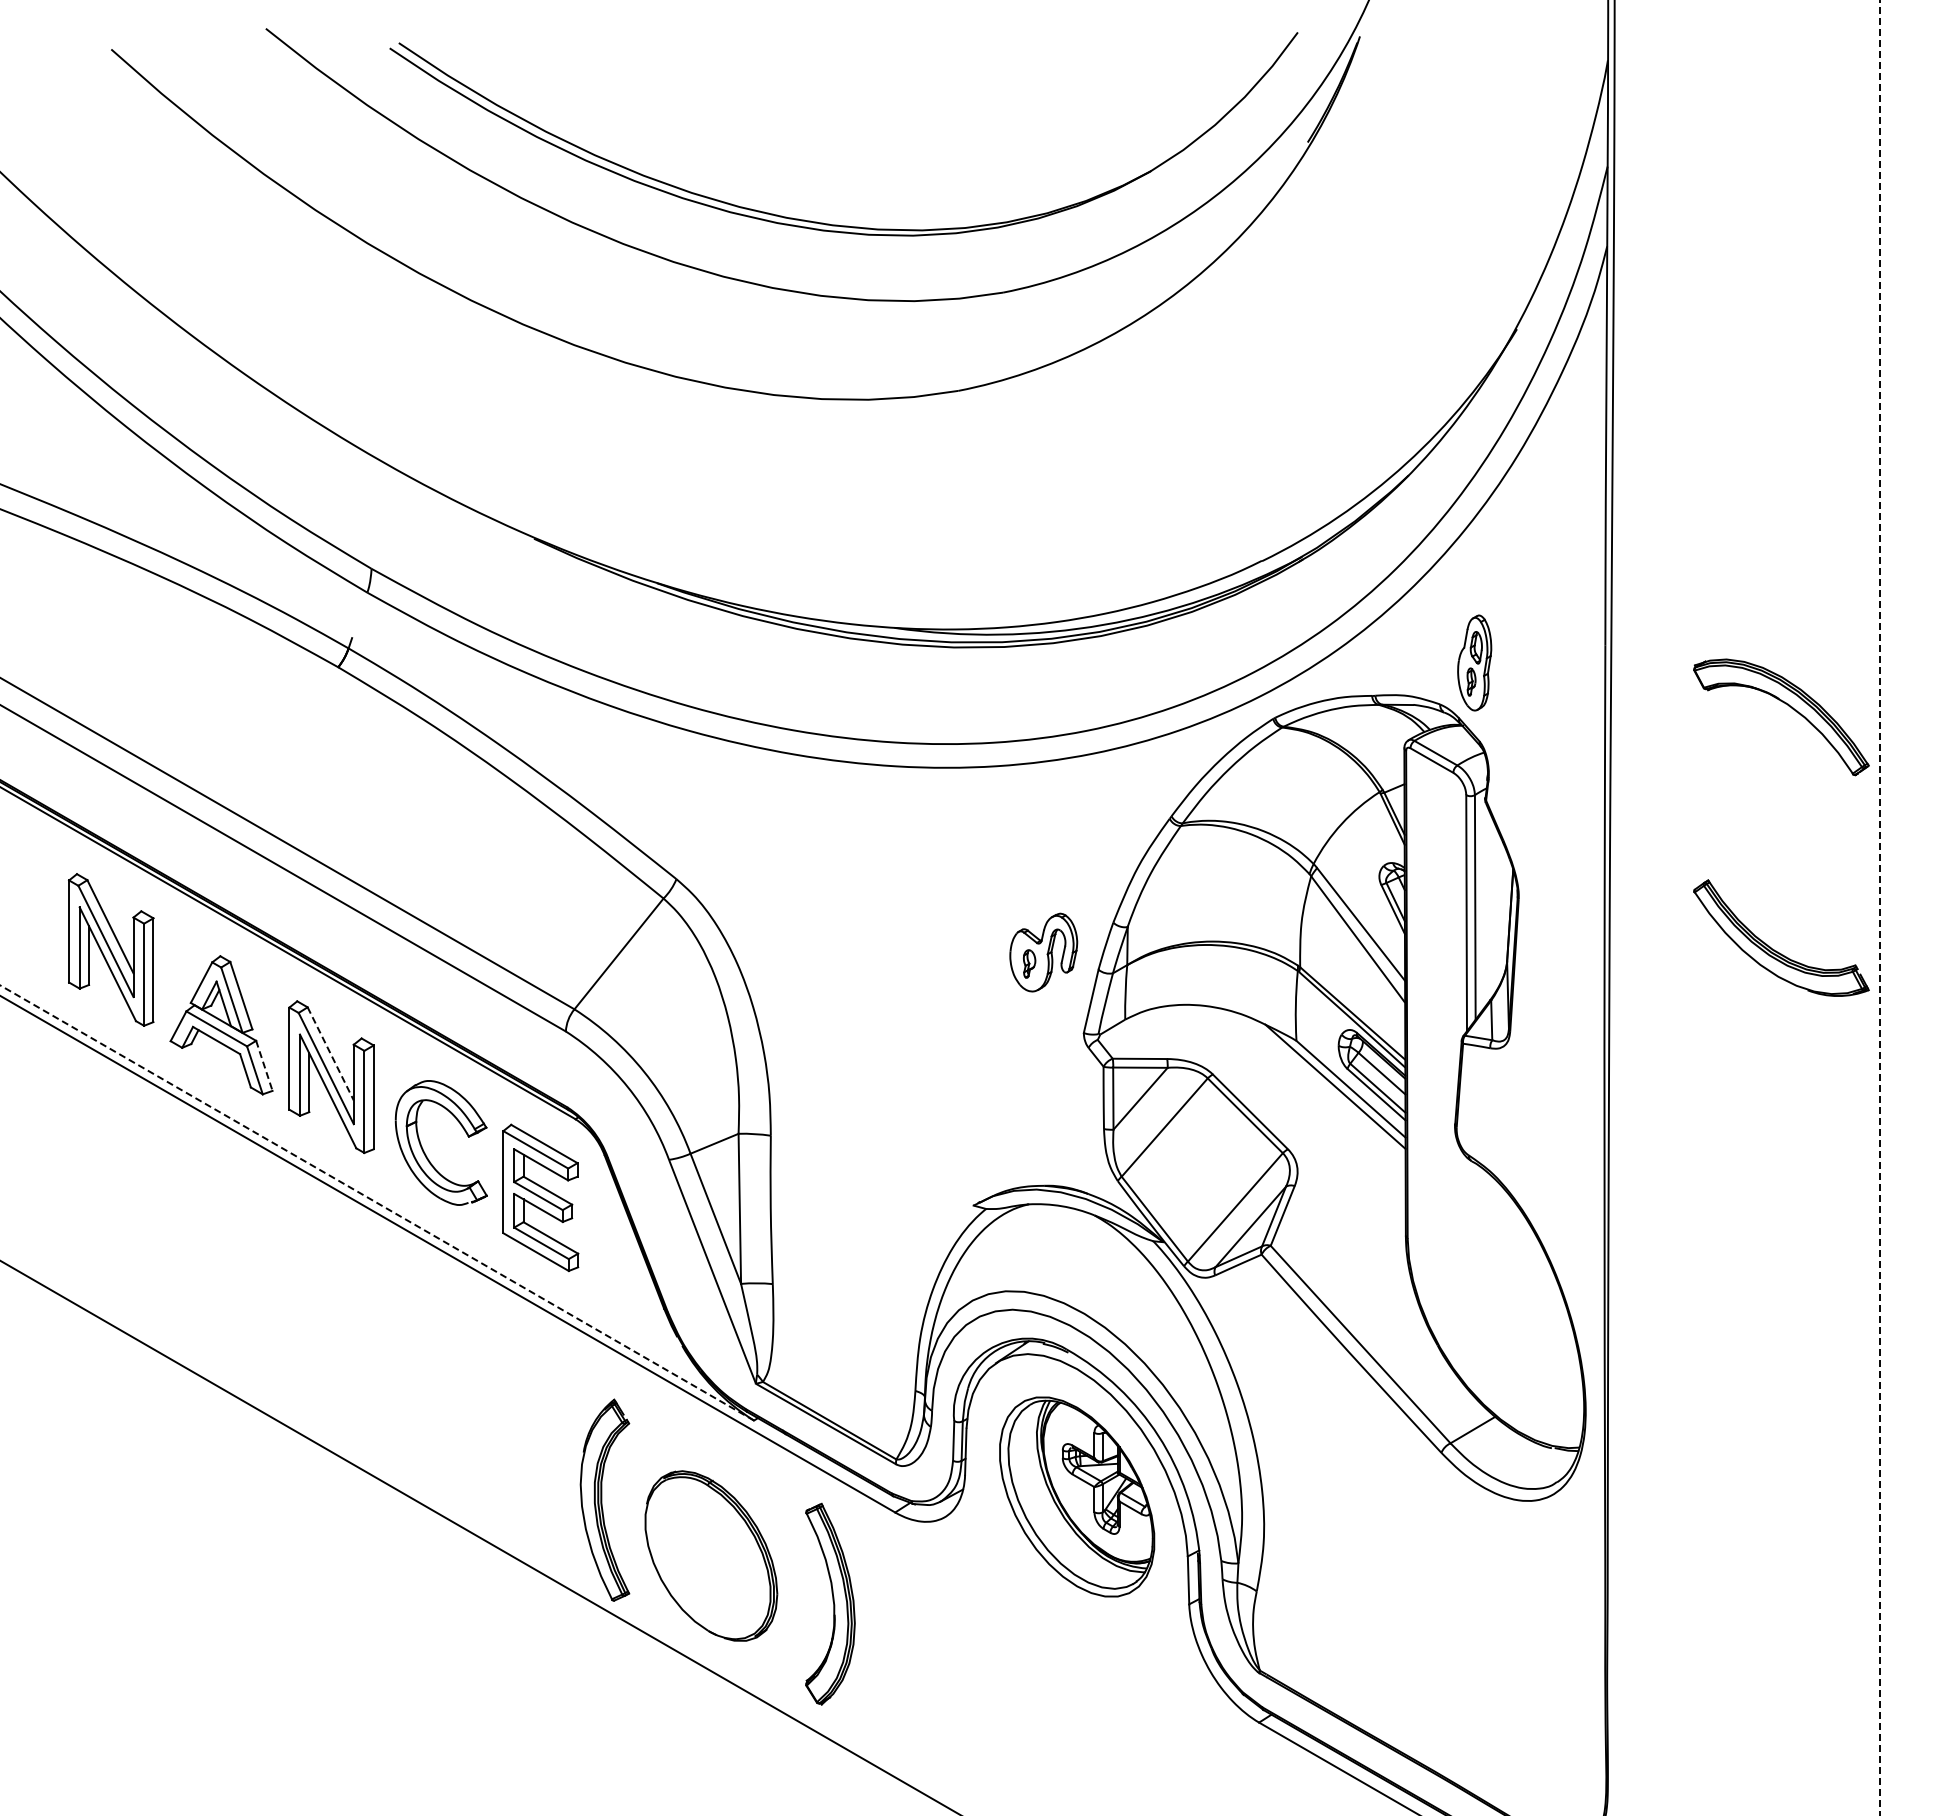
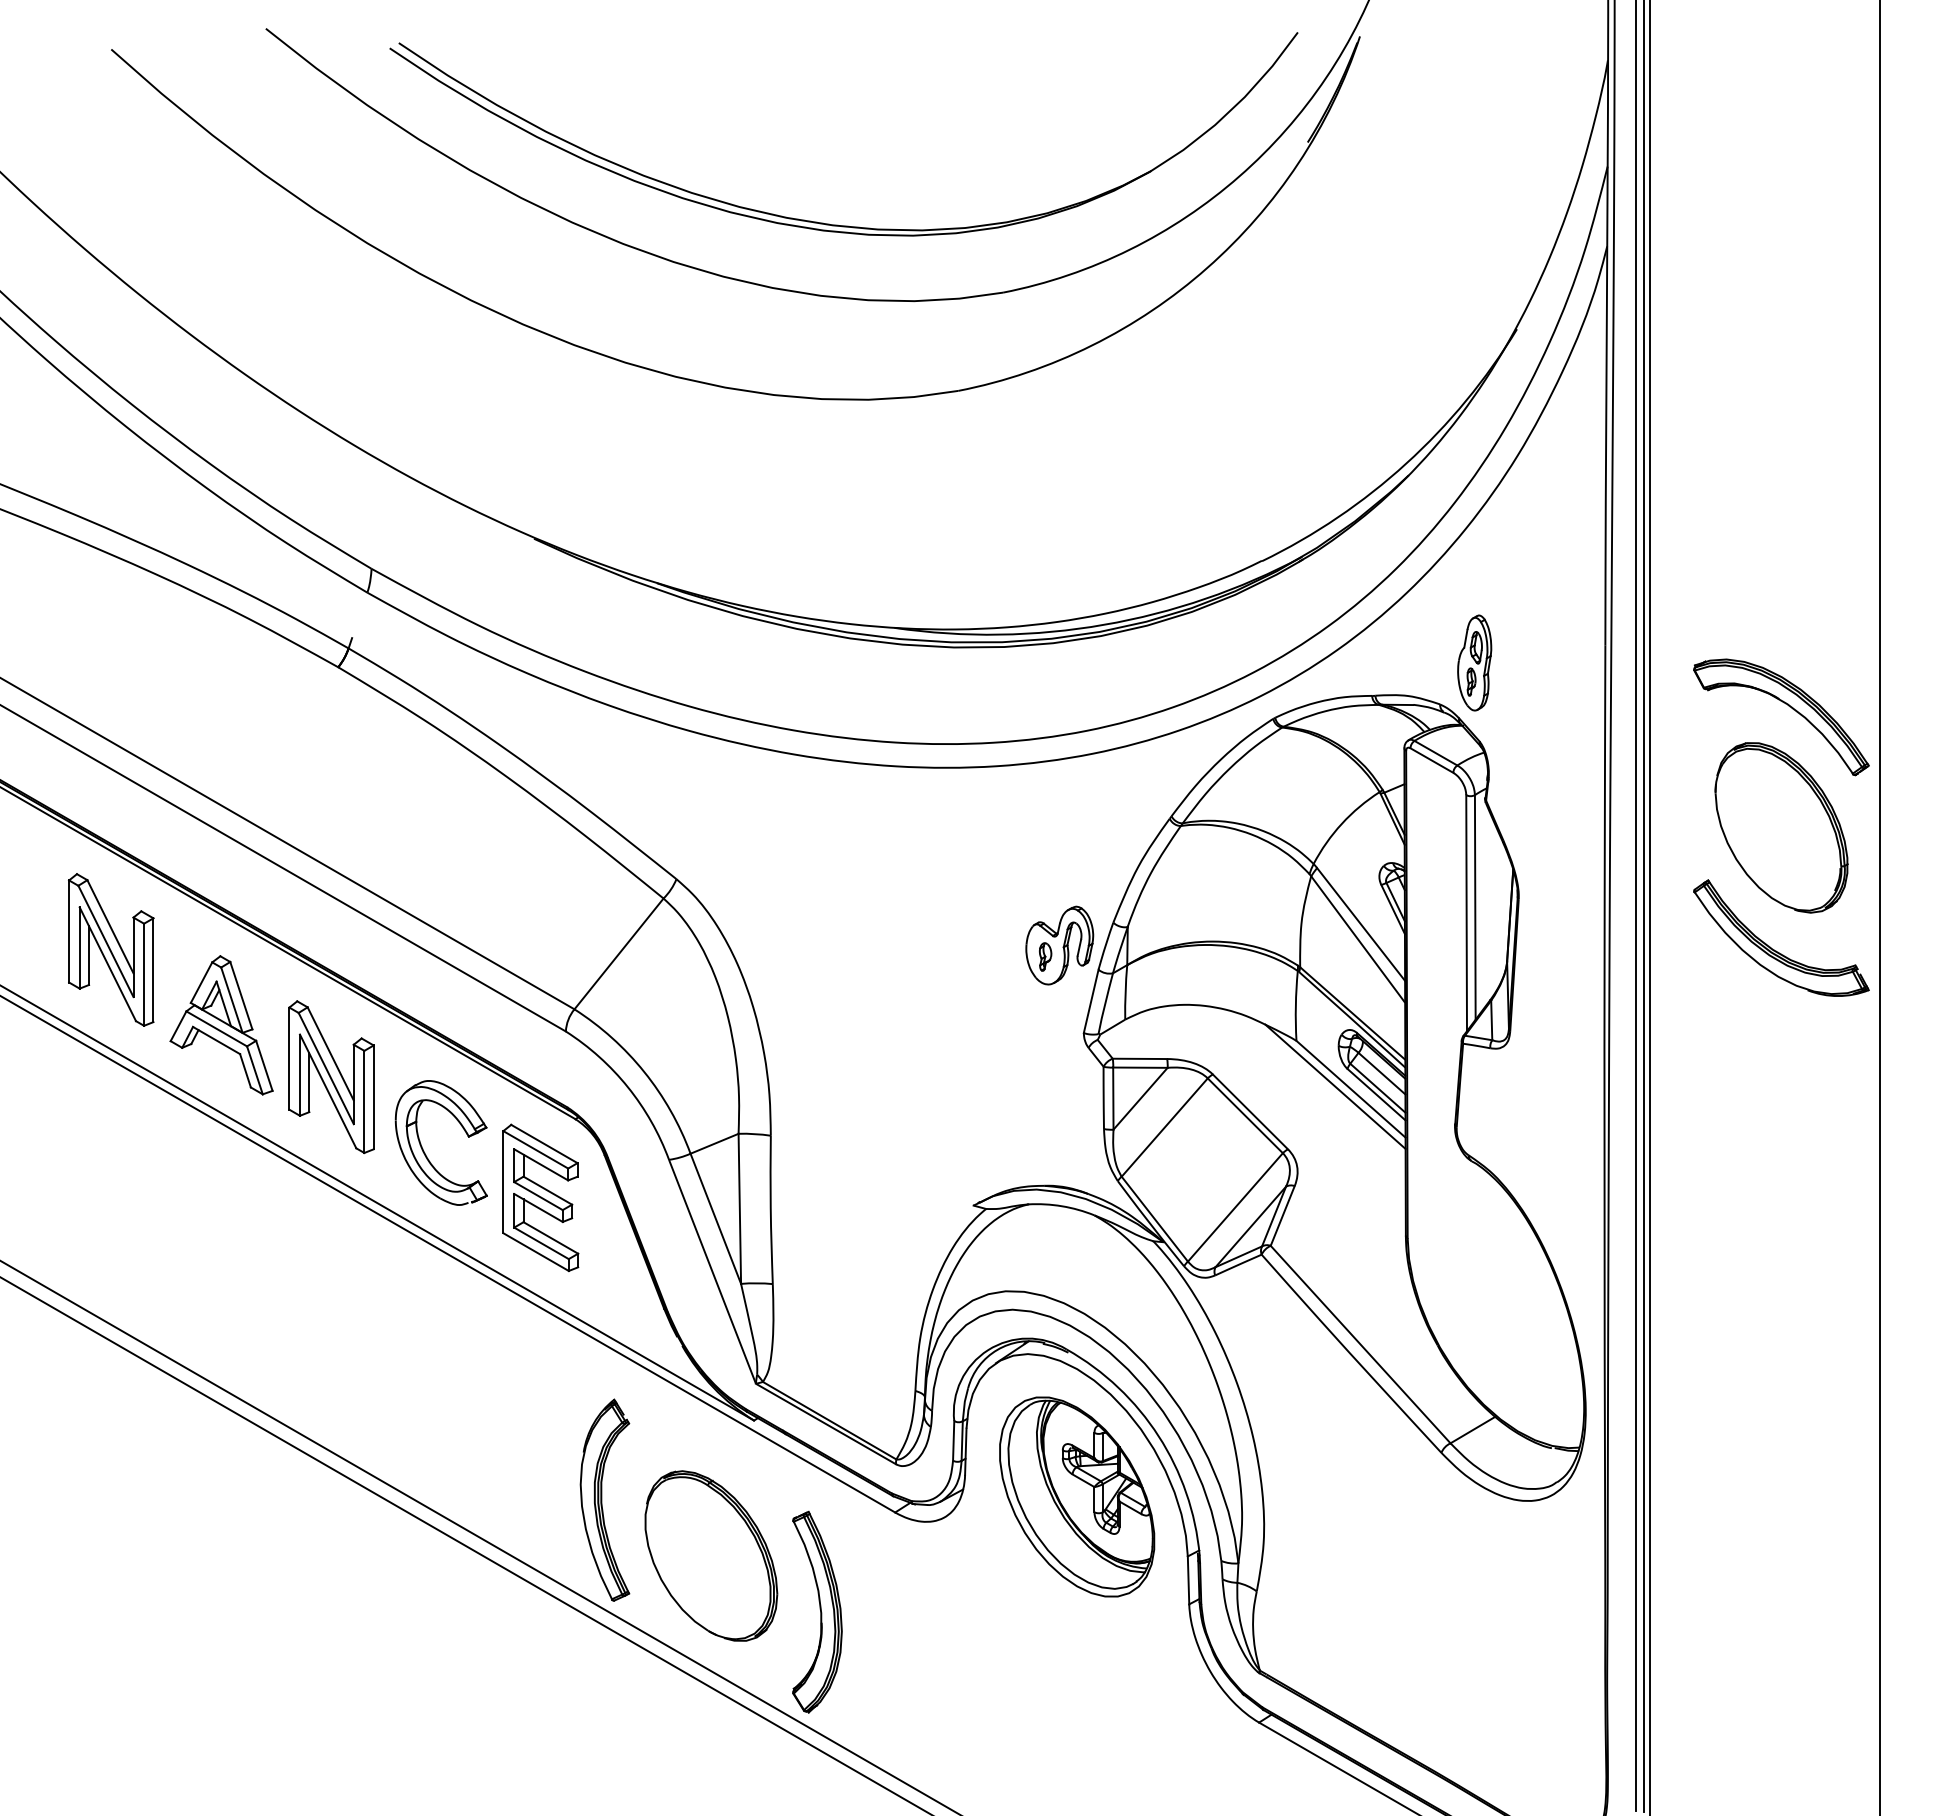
part: none -> present (1781, 827)
line: none -> present (1635, 906)
line: none -> present (1644, 906)
line: none -> present (1650, 907)
line: dashed -> solid (1879, 907)
part position: (1043, 952) -> (1059, 945) (1059, 945)
line: dashed -> solid (330, 1053)
line: dashed -> solid (264, 1066)
line: dashed -> solid (376, 1202)
line: none -> present (464, 1545)
part position: (830, 1603) -> (817, 1611) (817, 1611)
